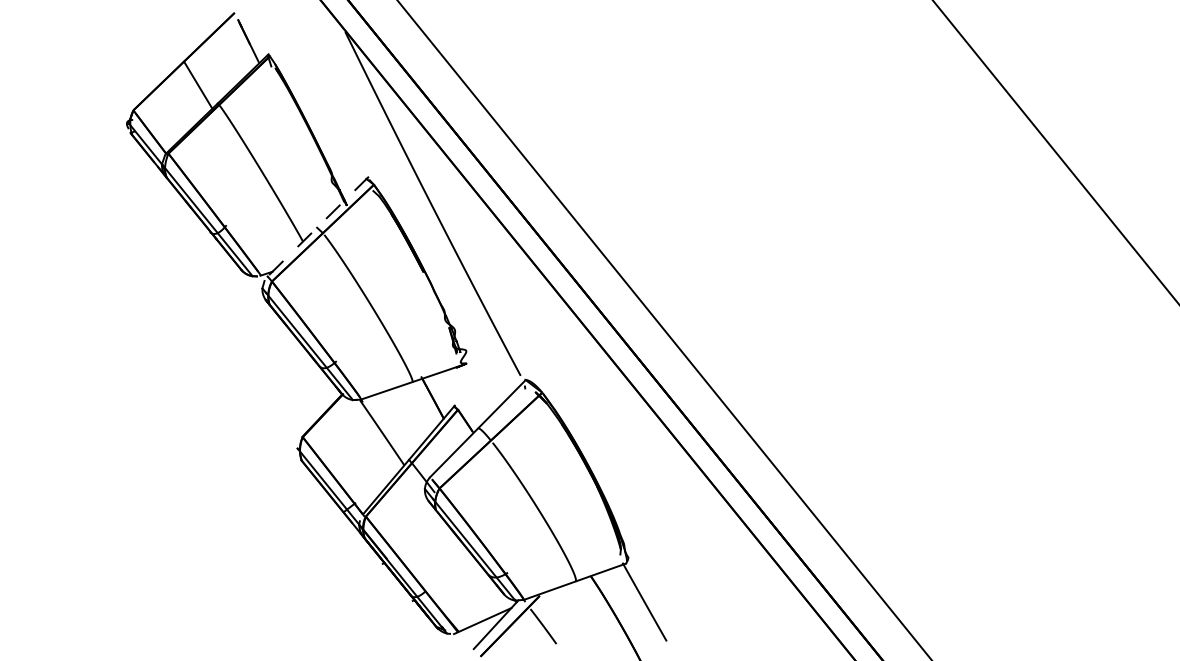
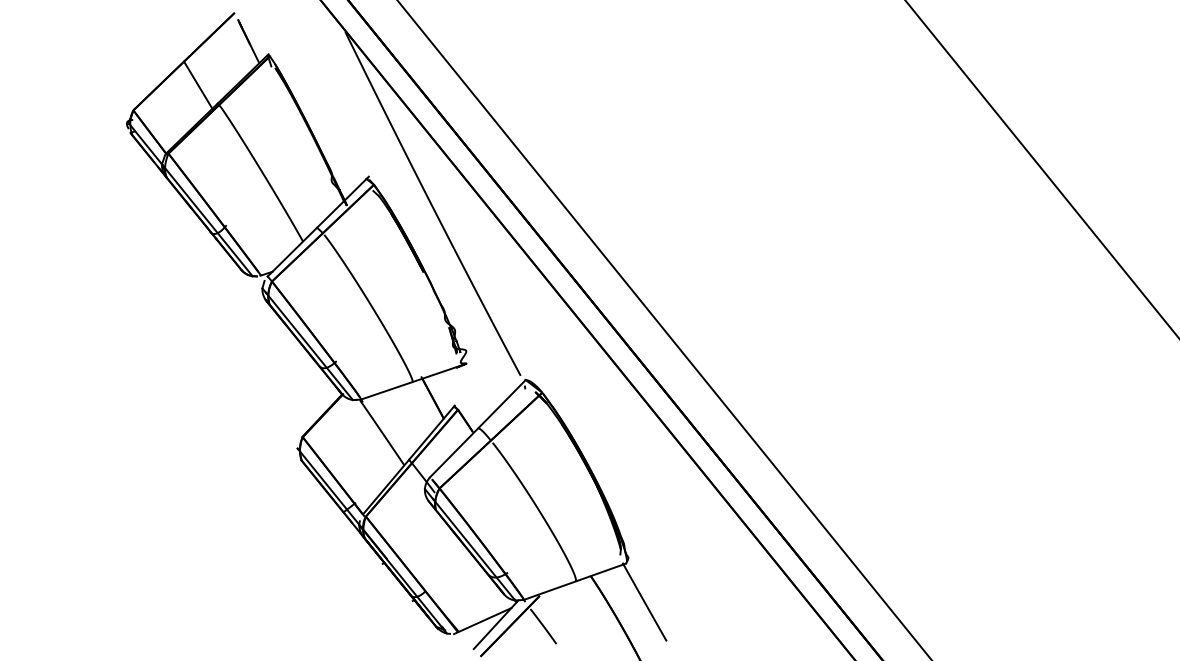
line position: (1055, 151) -> (1041, 168) (1041, 168)
line: dashed -> solid (317, 226)
